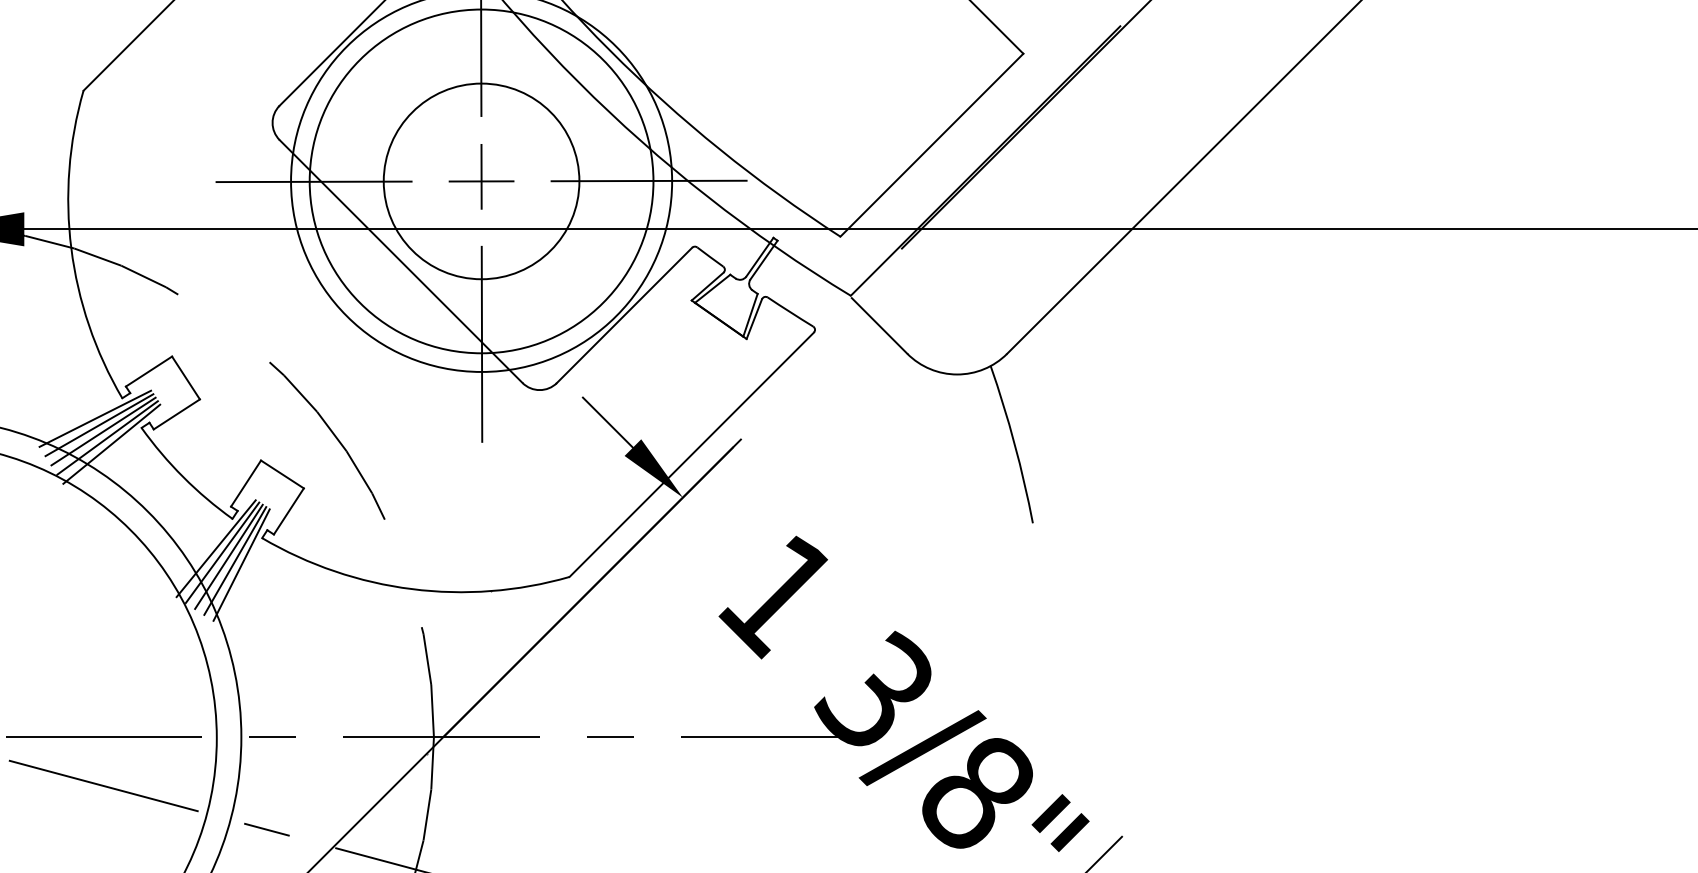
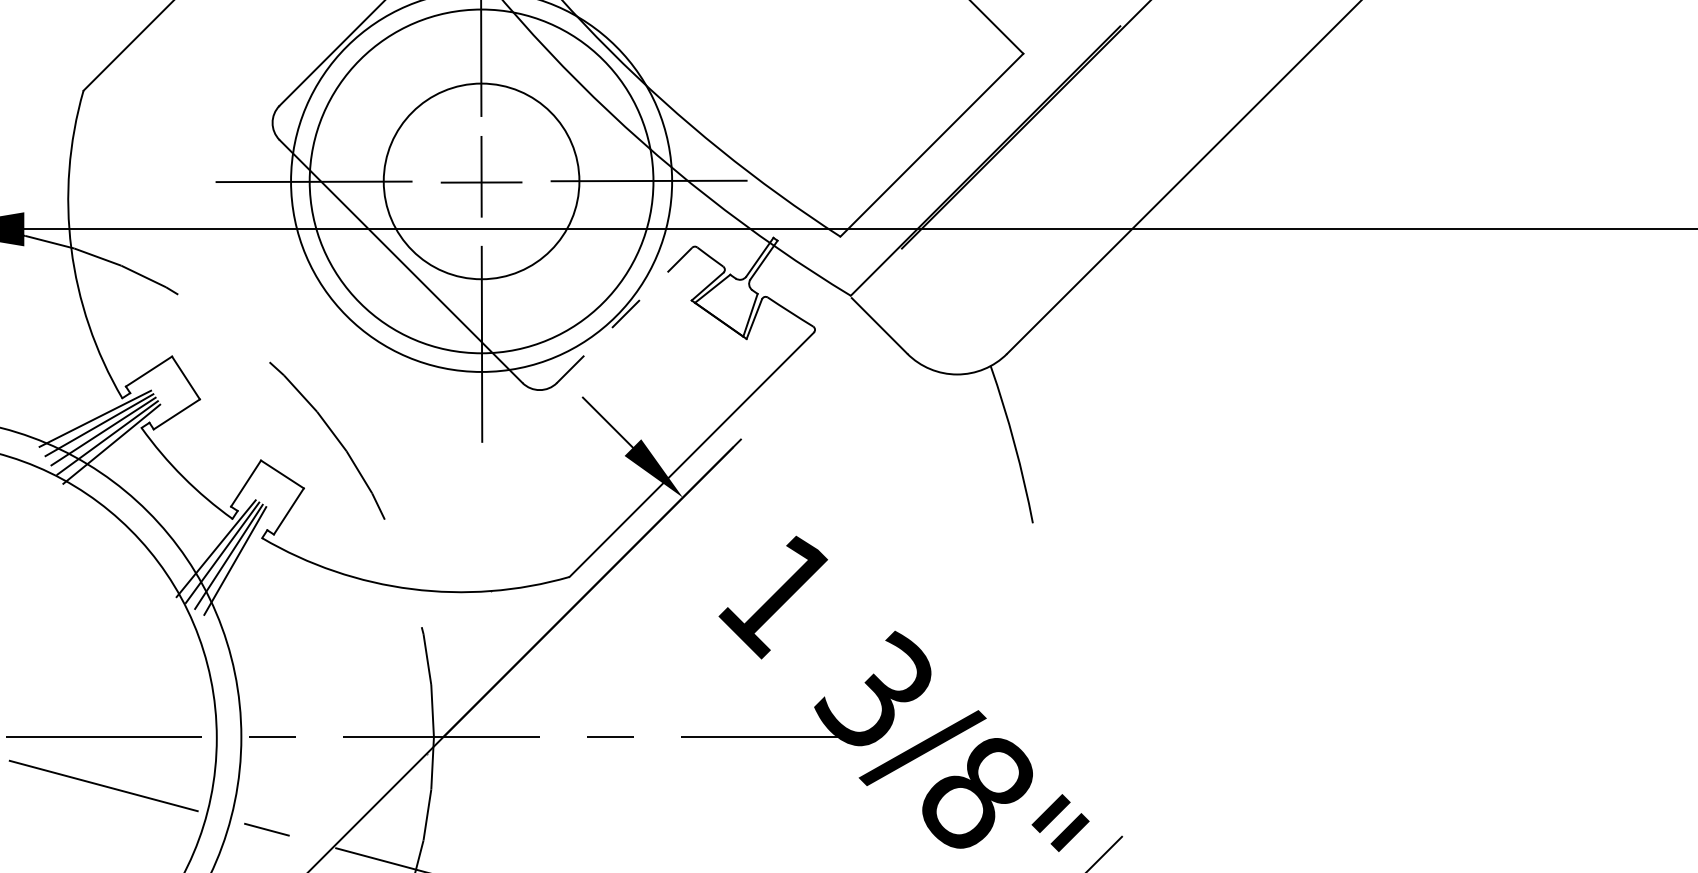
part size: 67x66 px -> 83x82 px (481, 176)
line: solid -> dashed (624, 315)
line: present -> none (241, 564)
